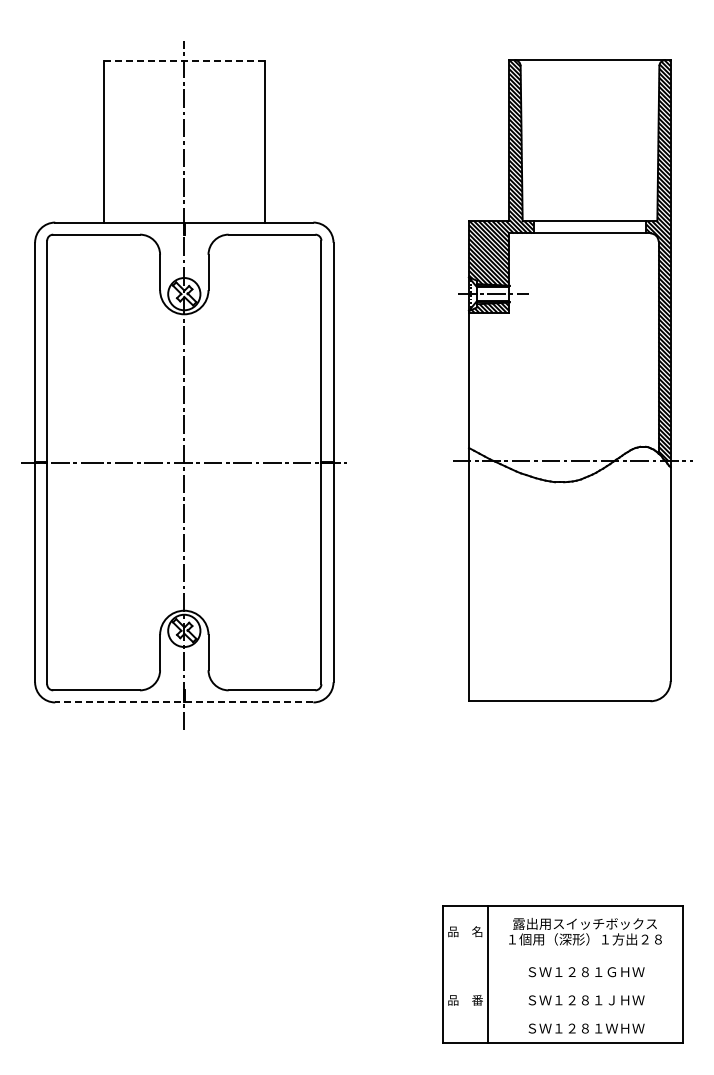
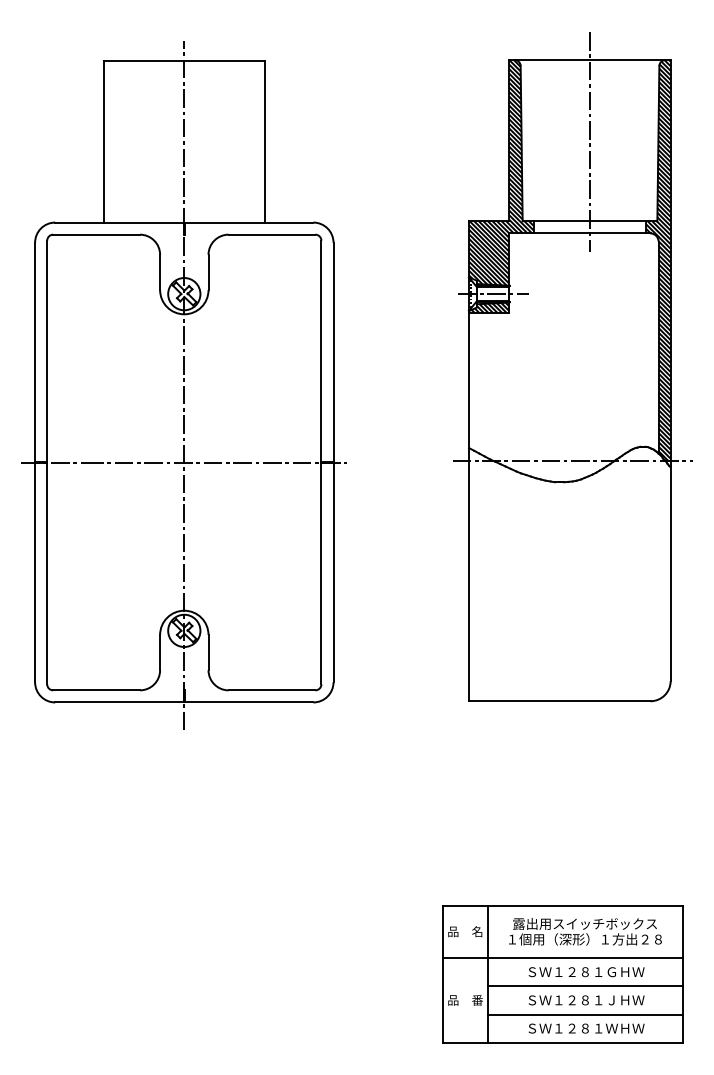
line: dashed -> solid (184, 61)
line: none -> present (590, 141)
line: dashed -> solid (183, 702)
line: none -> present (563, 958)
line: none -> present (585, 986)
line: none -> present (585, 1014)
